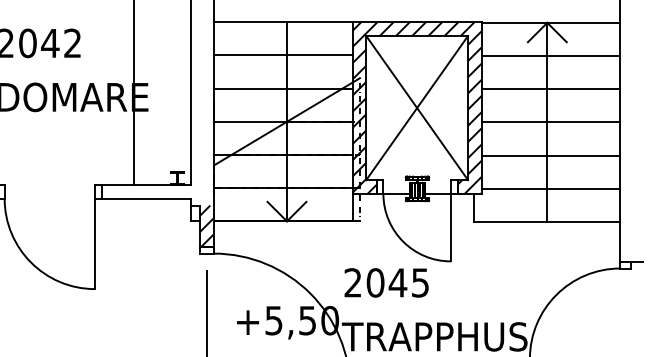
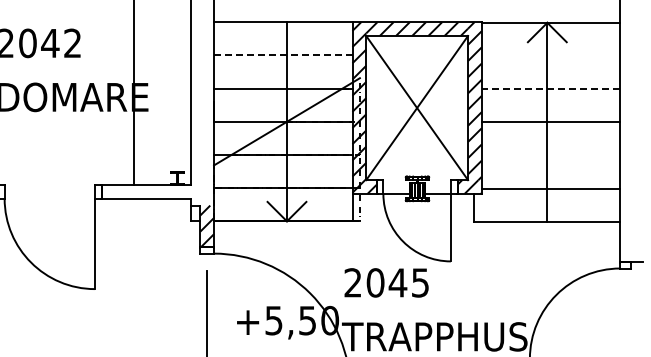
line: solid -> dashed (283, 55)
line: present -> none (550, 56)
line: solid -> dashed (550, 89)
line: present -> none (550, 155)
